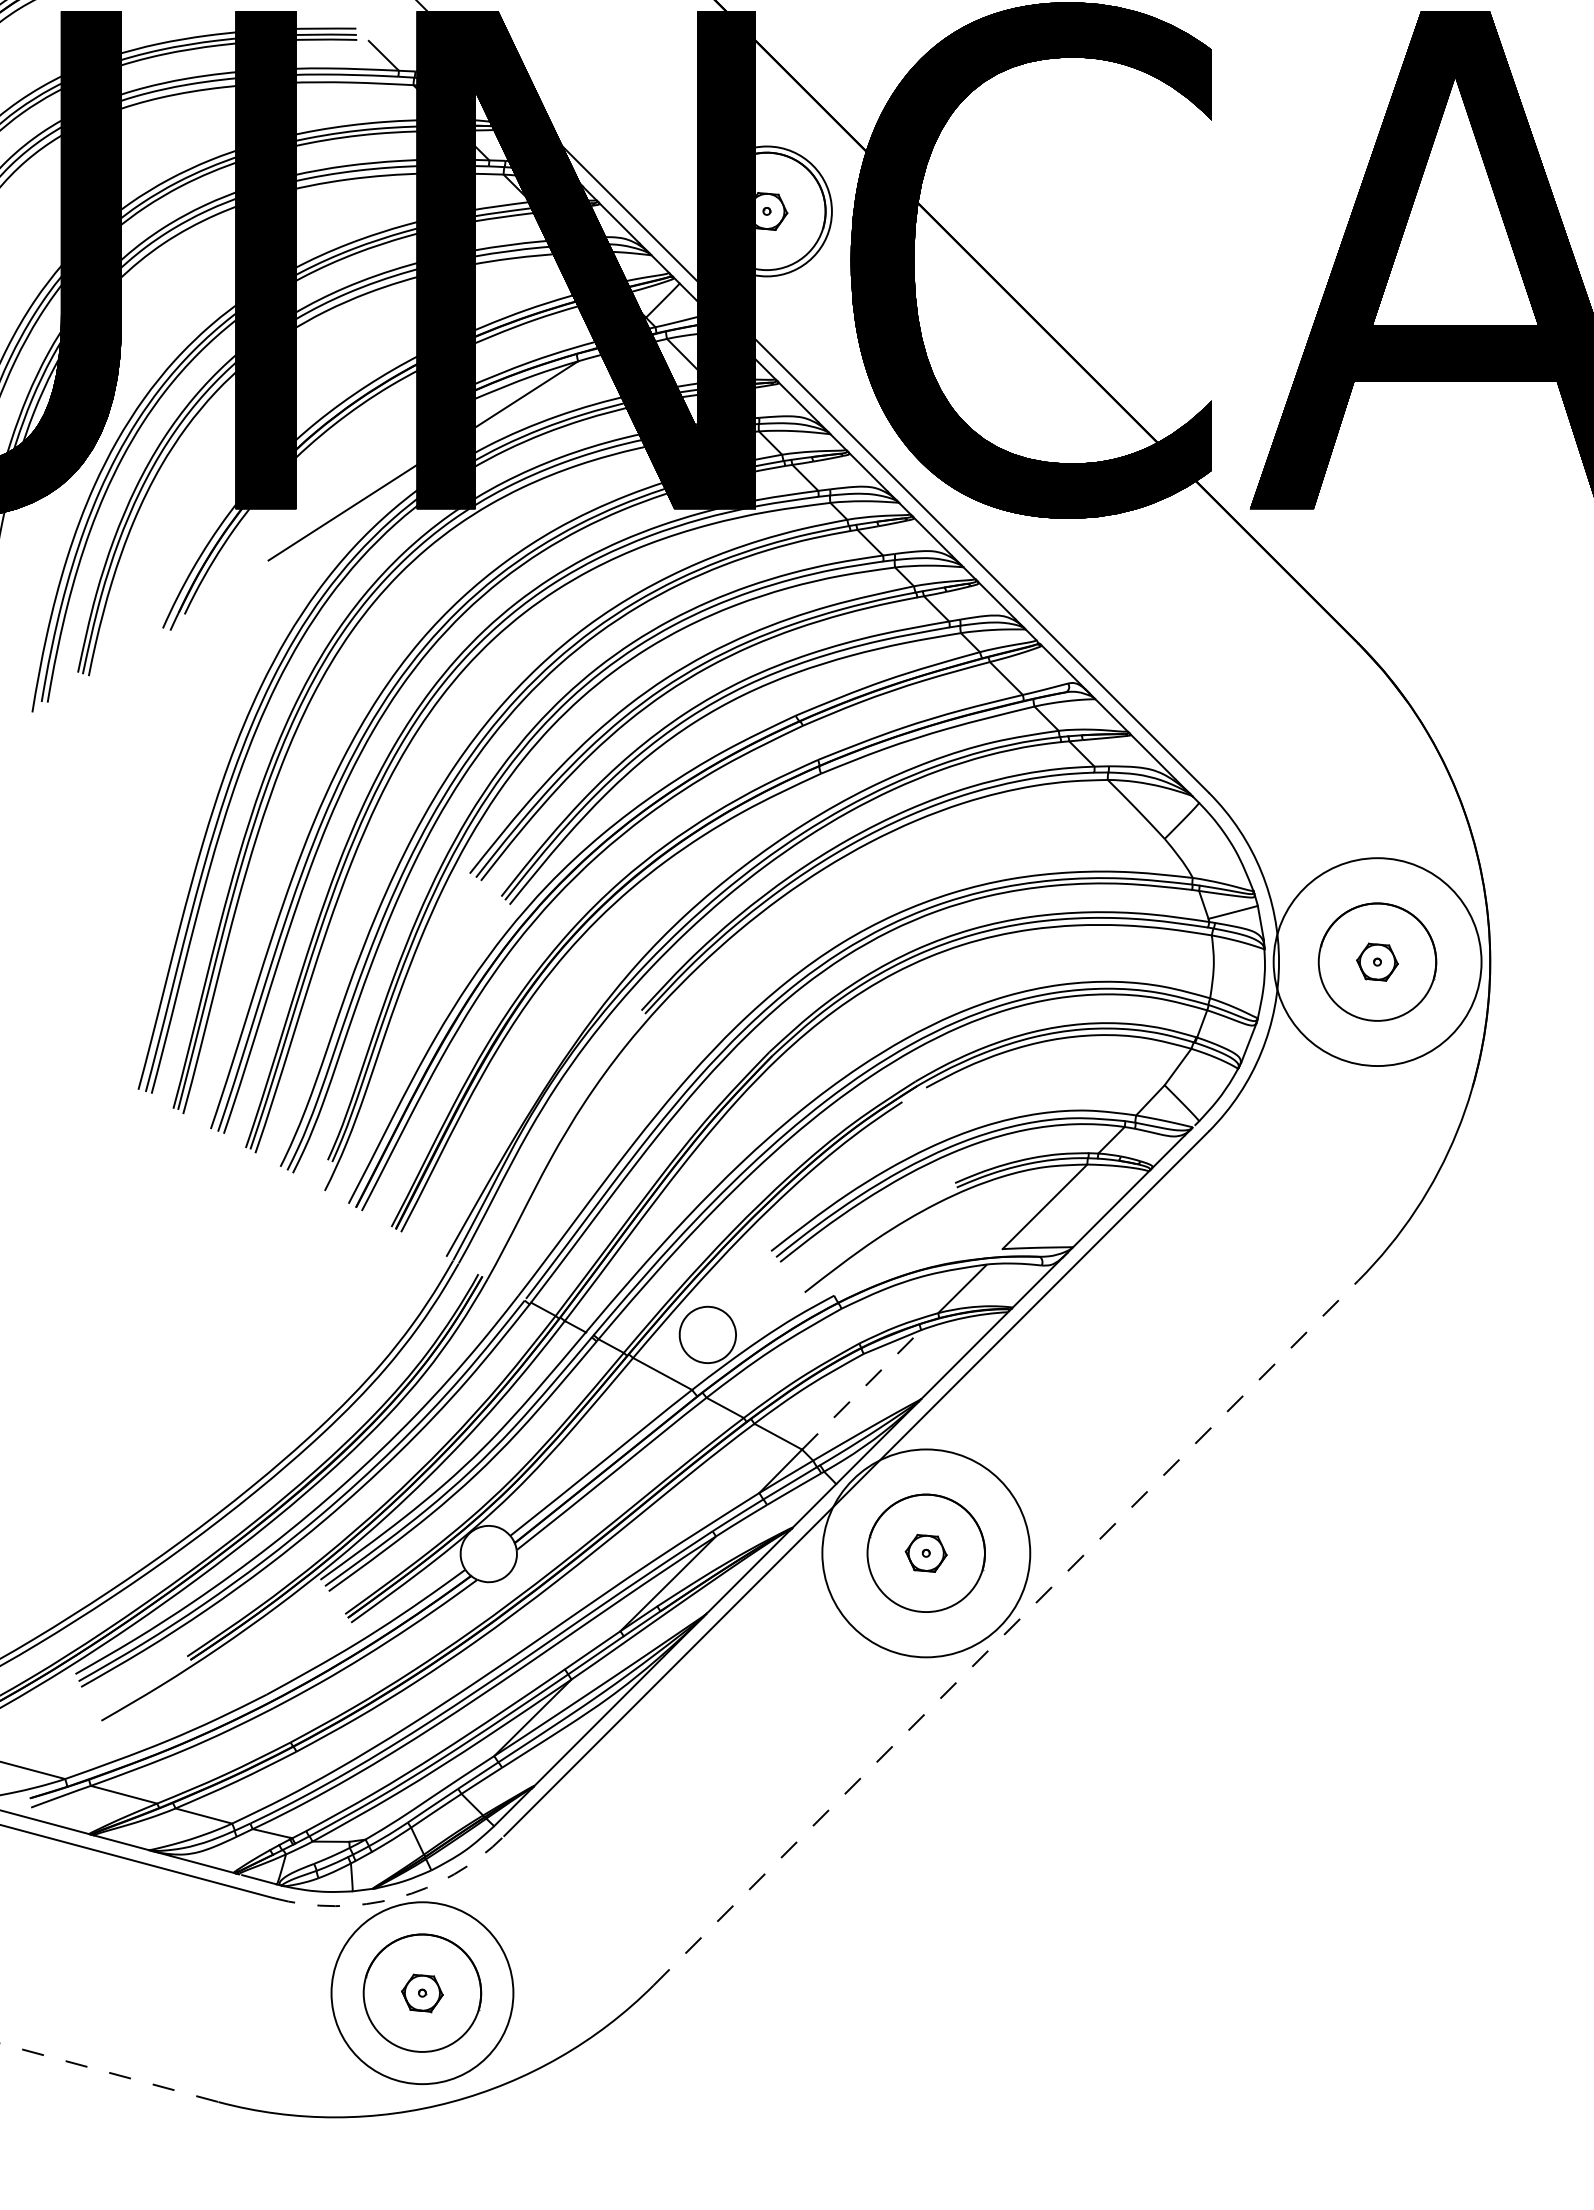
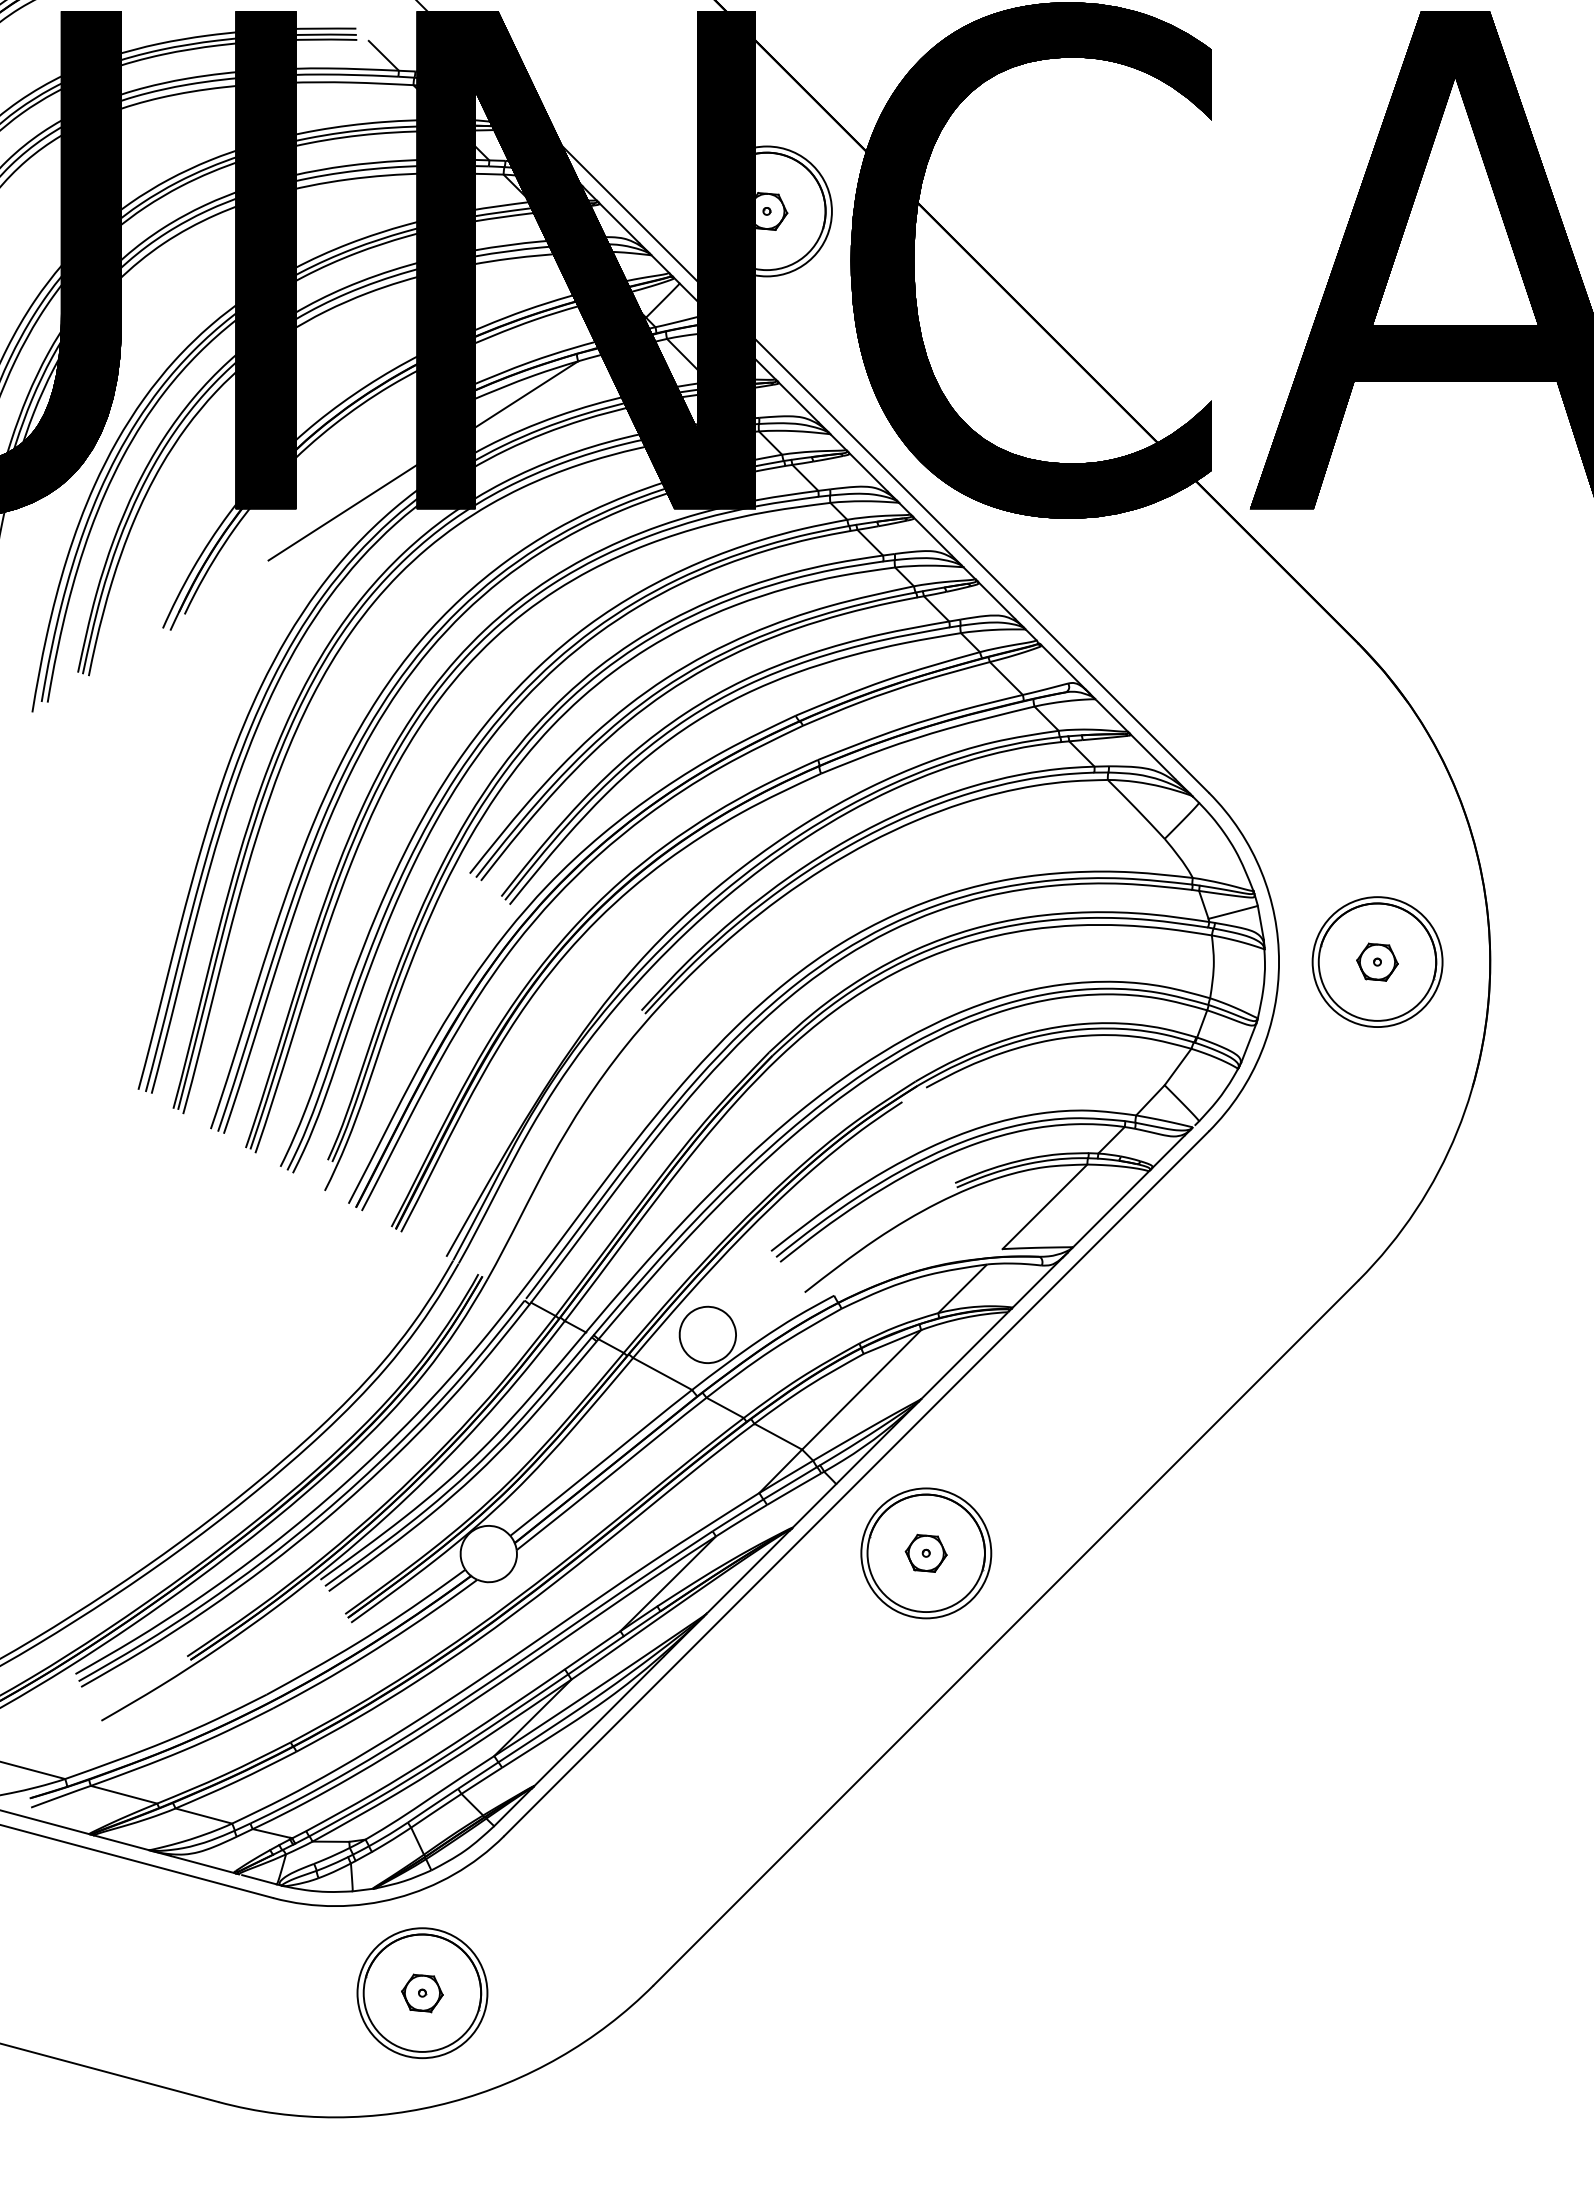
circle diameter: 208 px -> 130 px (1377, 962)
line: dashed -> solid (862, 1389)
circle diameter: 208 px -> 130 px (926, 1553)
line: dashed -> solid (1006, 1632)
arc: dashed -> solid (396, 1897)
circle diameter: 182 px -> 130 px (422, 1993)
line: dashed -> solid (109, 2072)
